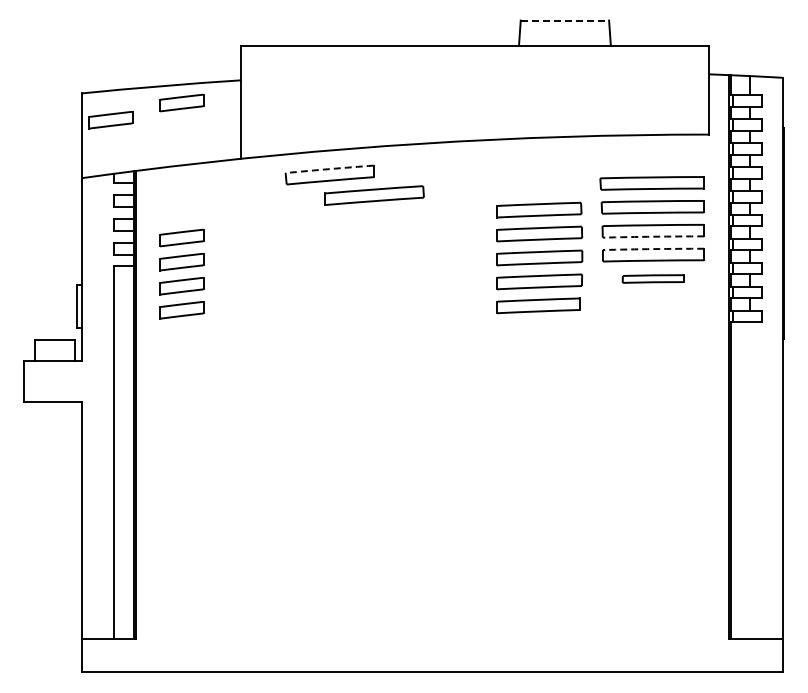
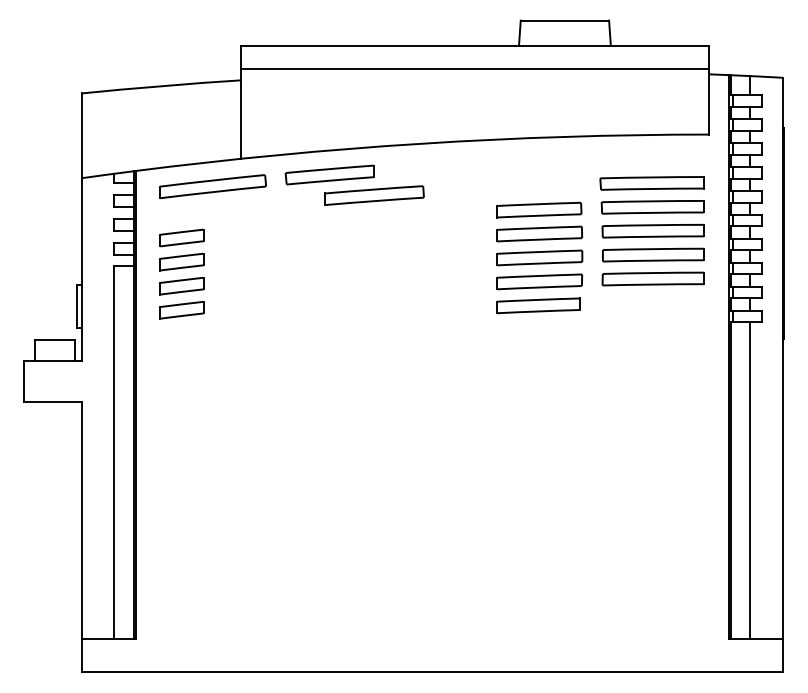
line: dashed -> solid (565, 20)
line: none -> present (475, 68)
part: present -> none (181, 102)
part: present -> none (110, 120)
arc: dashed -> solid (329, 169)
part: none -> present (212, 186)
arc: dashed -> solid (653, 236)
arc: dashed -> solid (653, 249)
part size: 64x10 px -> 104x16 px (652, 278)
line: none -> present (750, 480)
